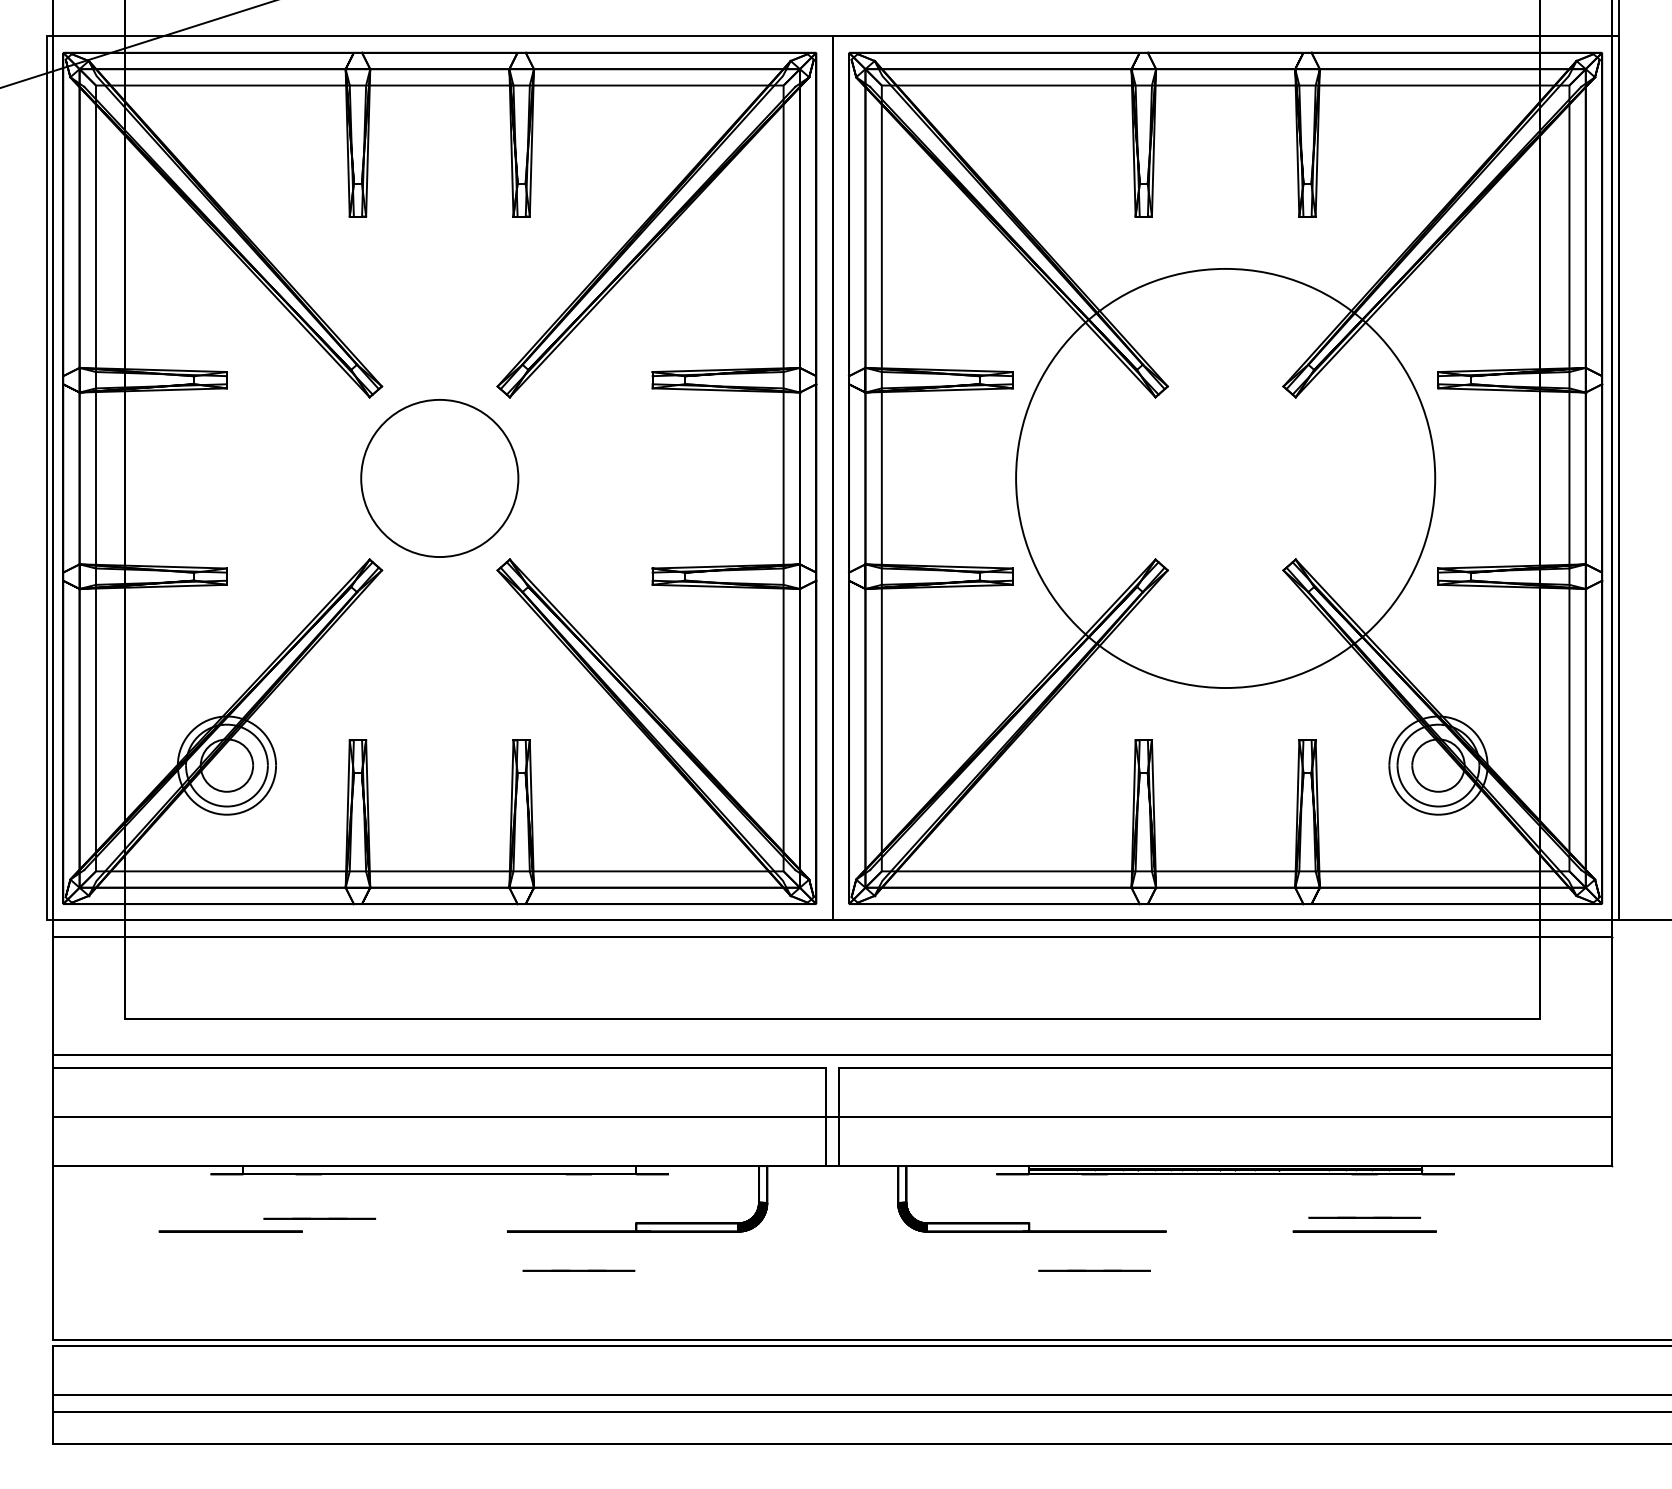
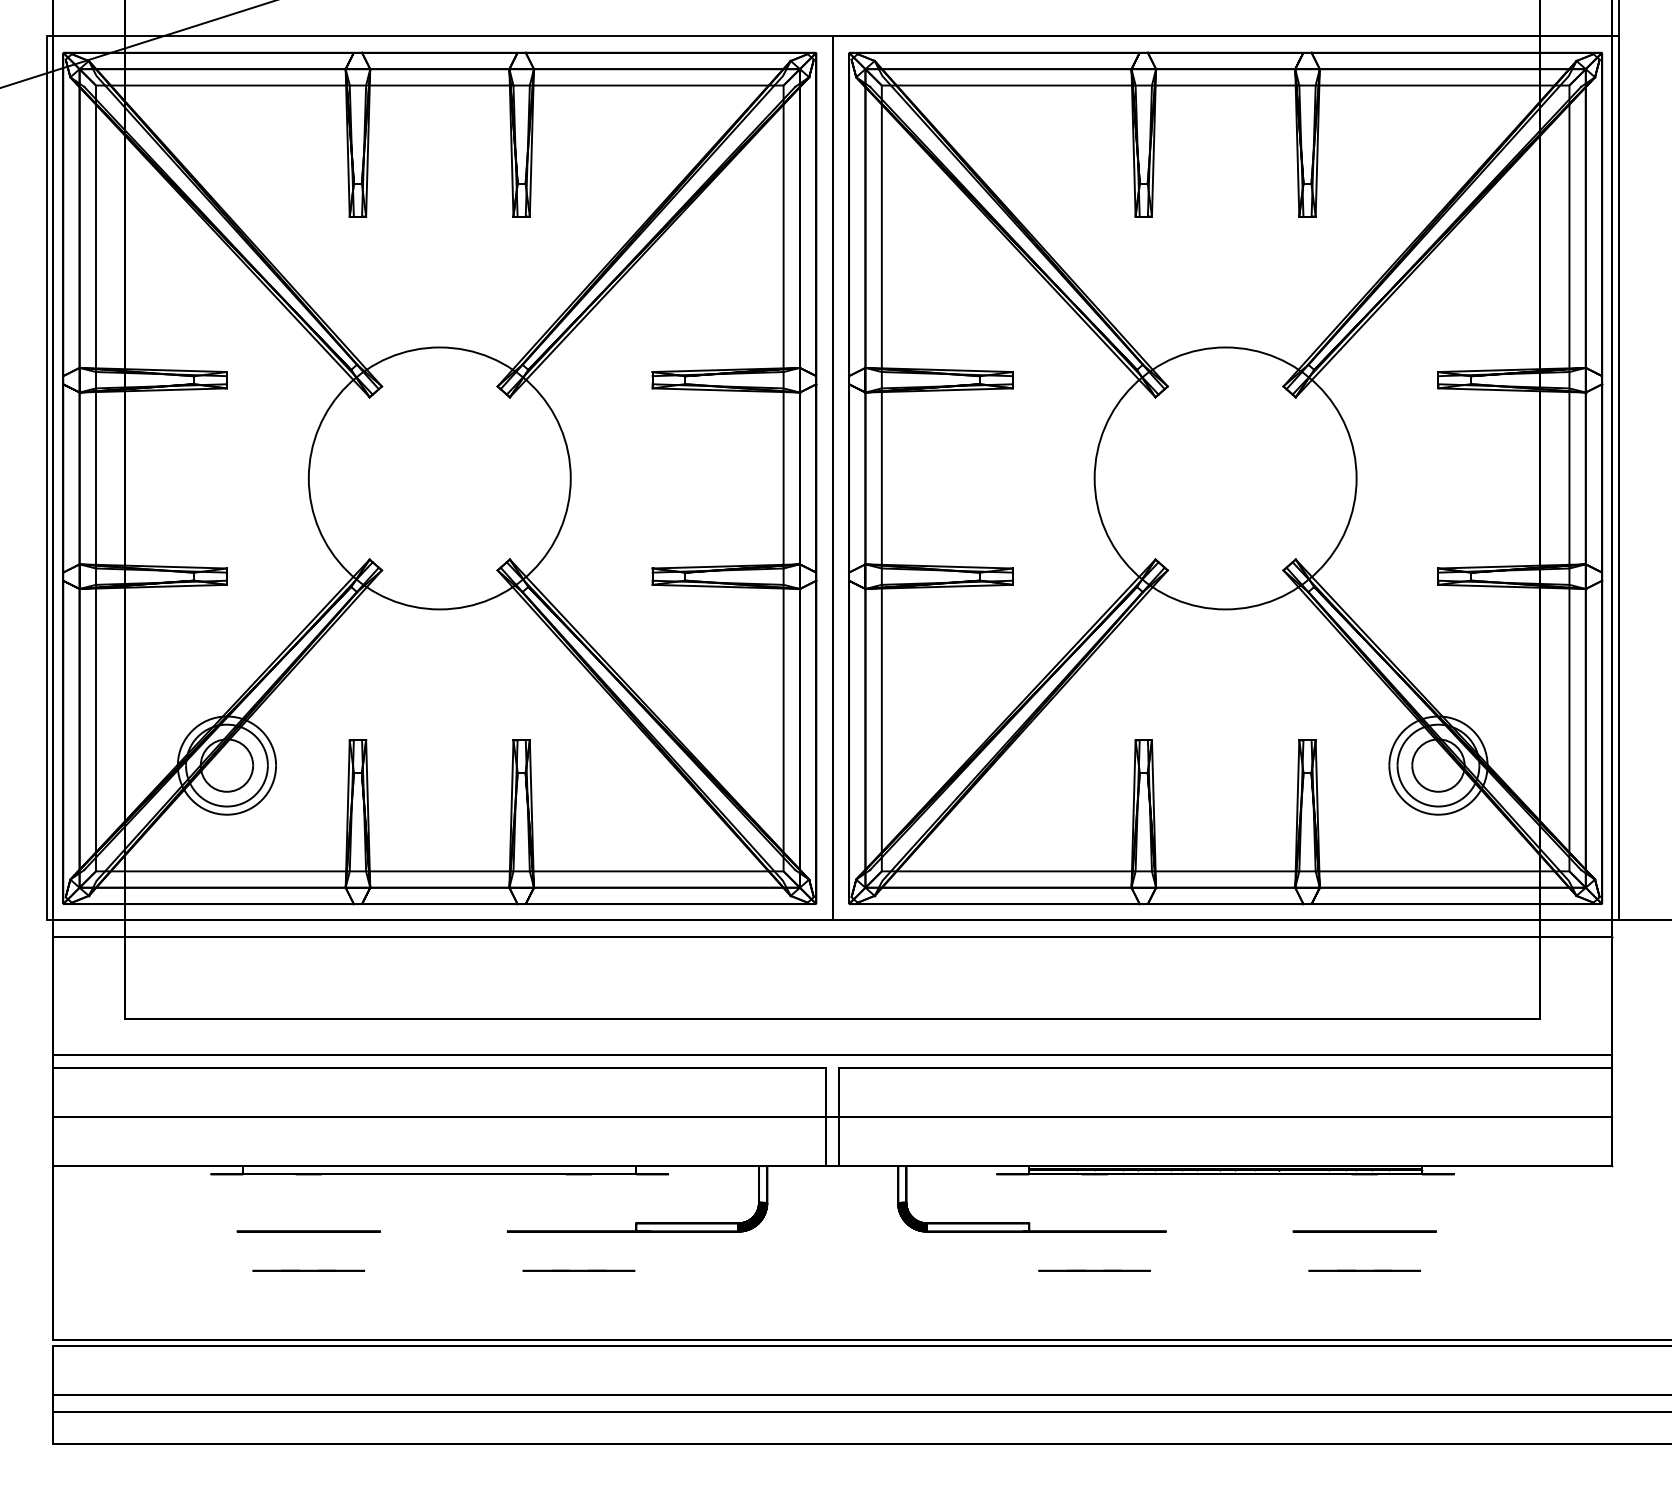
circle diameter: 157 px -> 262 px (439, 478)
circle diameter: 419 px -> 262 px (1225, 478)
line position: (1364, 1217) -> (1364, 1270) (1364, 1270)
line position: (319, 1218) -> (308, 1270) (308, 1270)
circle position: (230, 1231) -> (308, 1231) (308, 1231)
